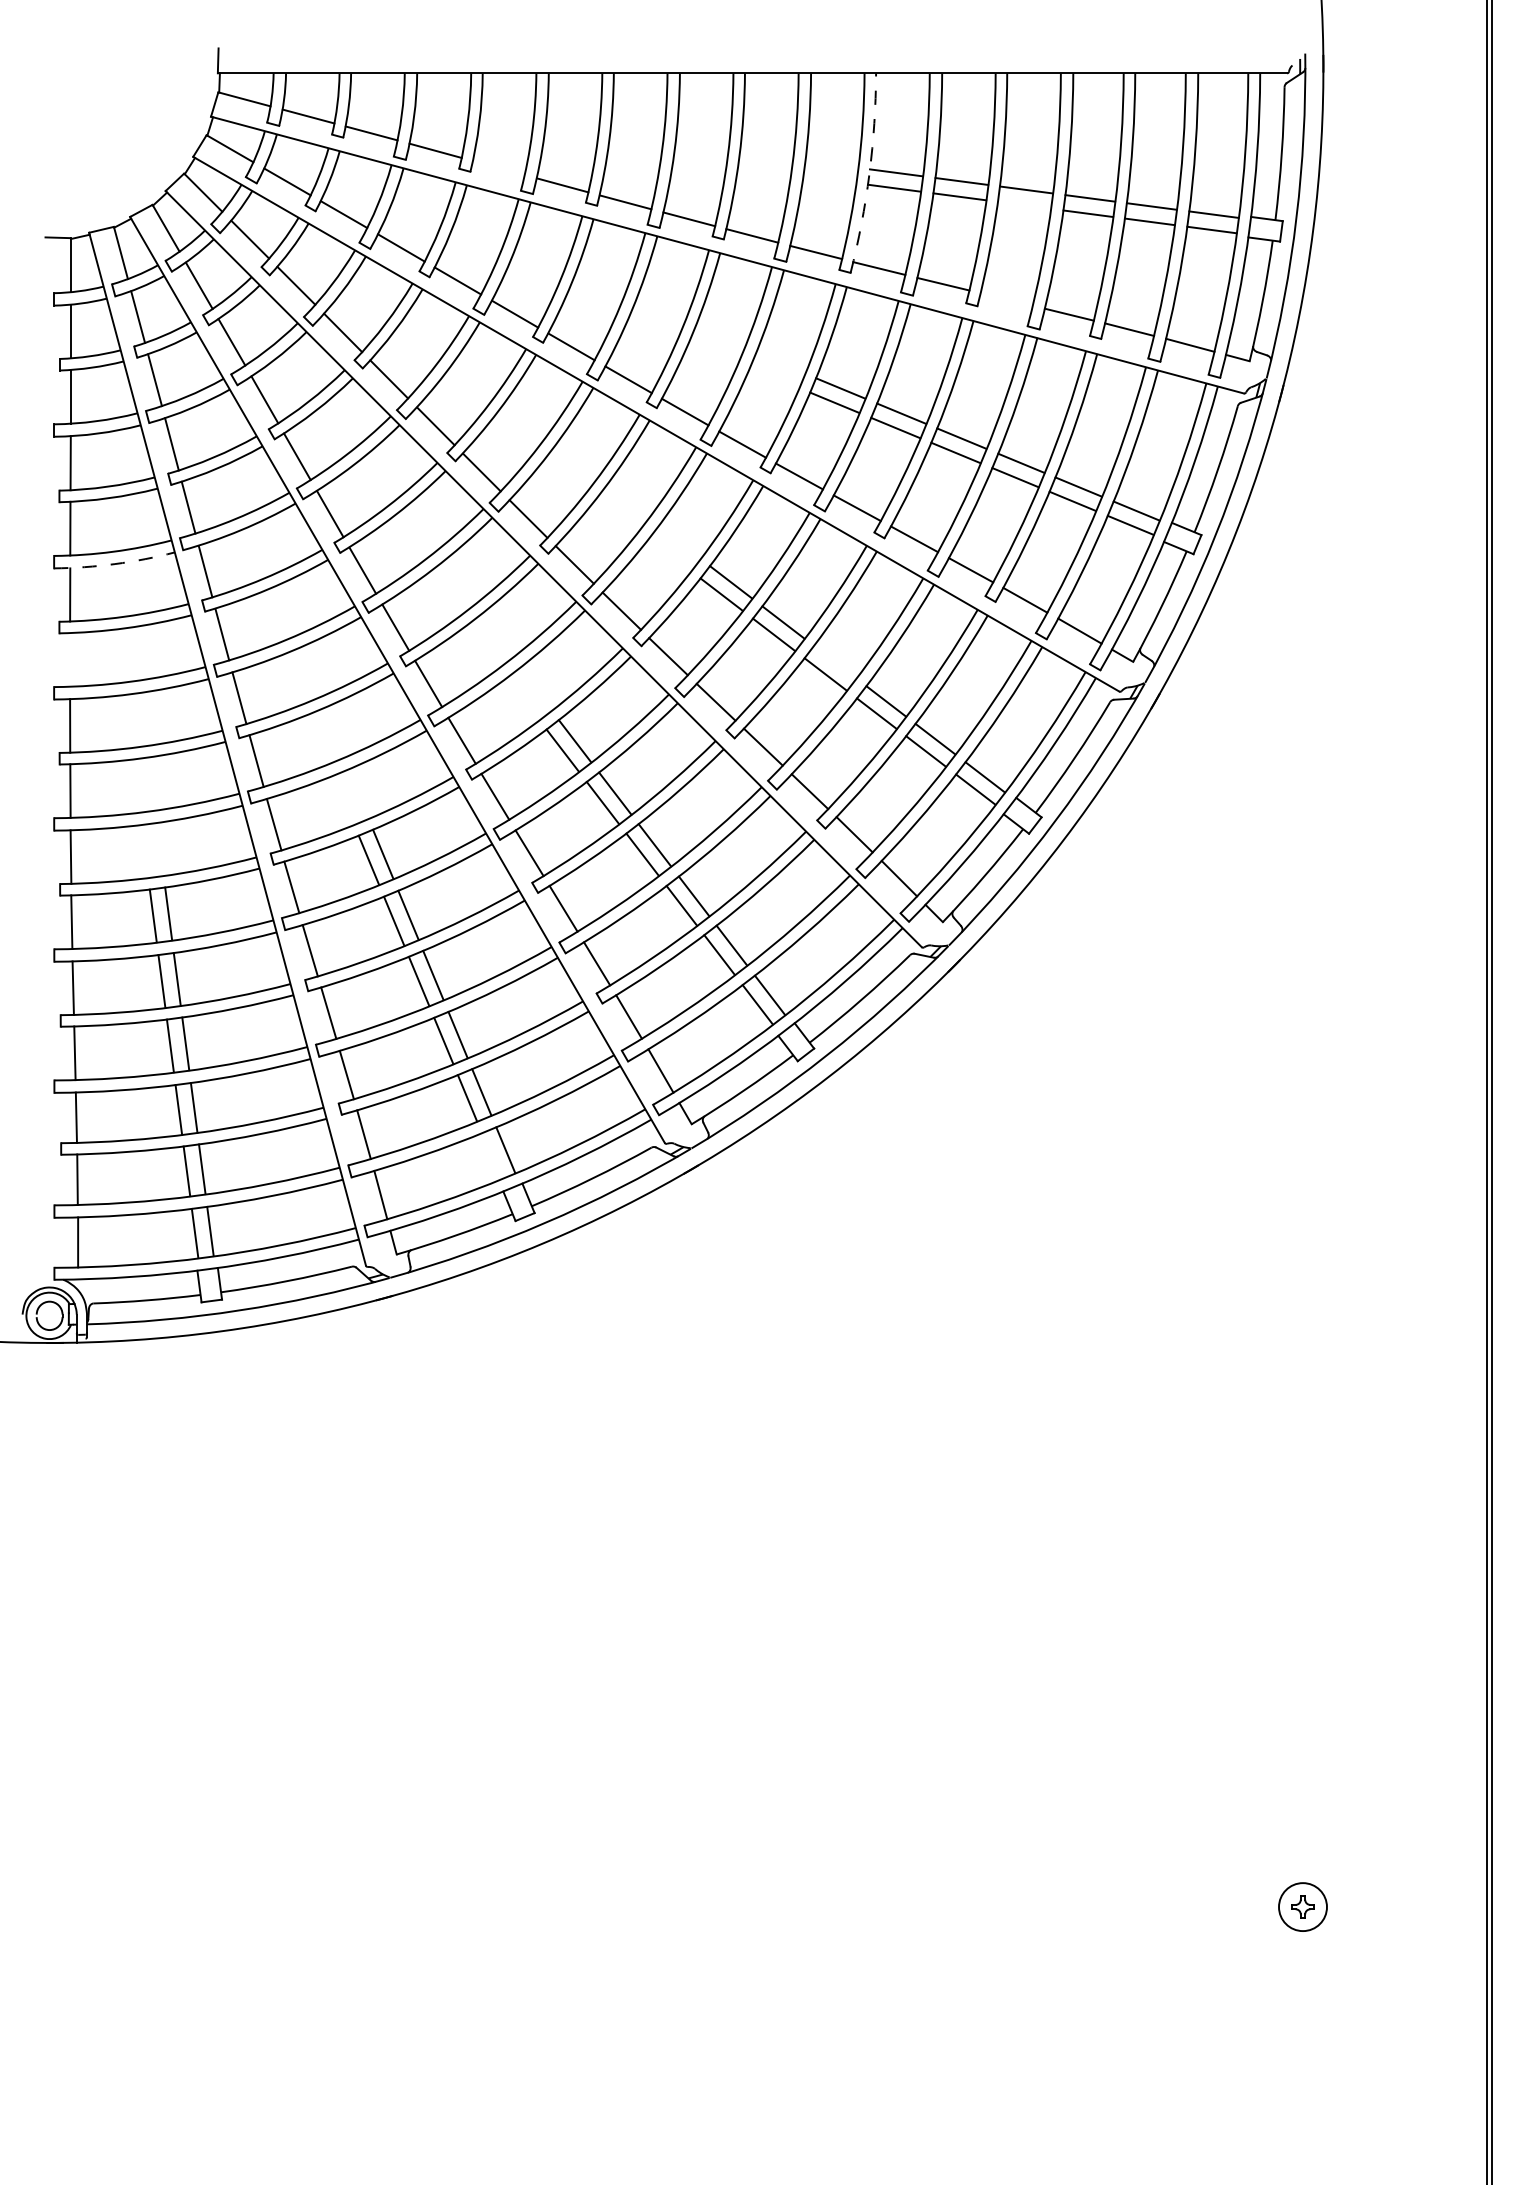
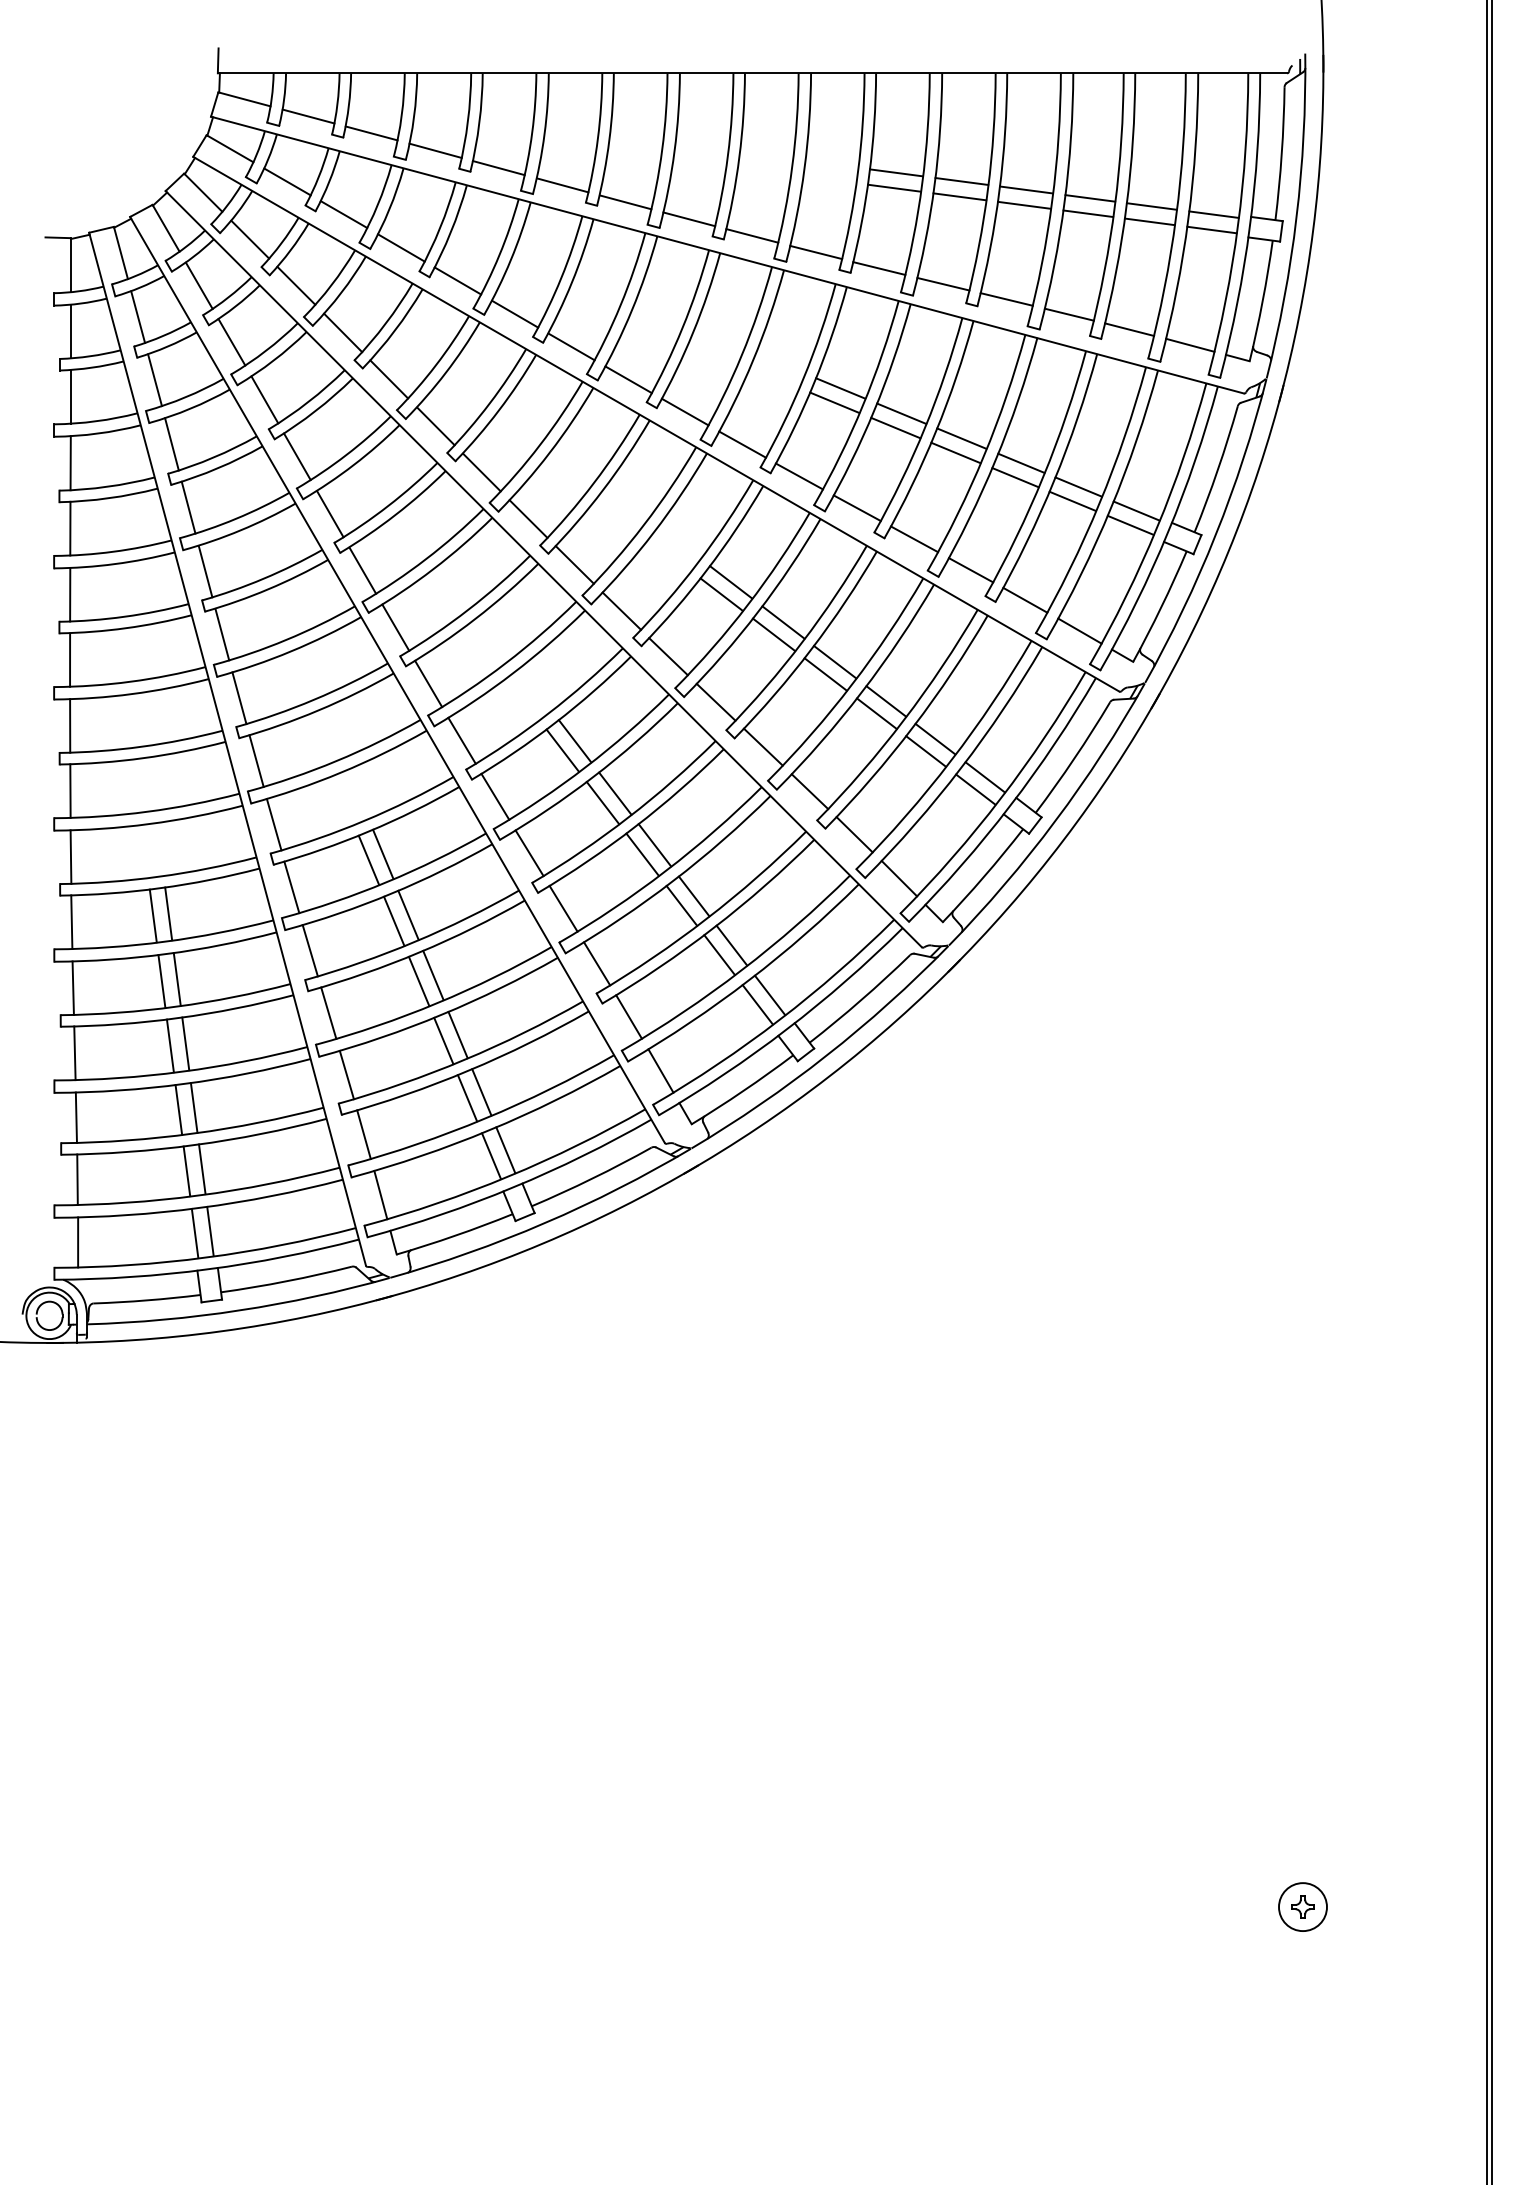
line: none -> present (498, 168)
arc: dashed -> solid (869, 173)
line: none -> present (1024, 204)
line: none -> present (1006, 299)
arc: dashed -> solid (114, 564)
line: none -> present (70, 659)
line: none -> present (835, 661)
line: none -> present (491, 1156)
